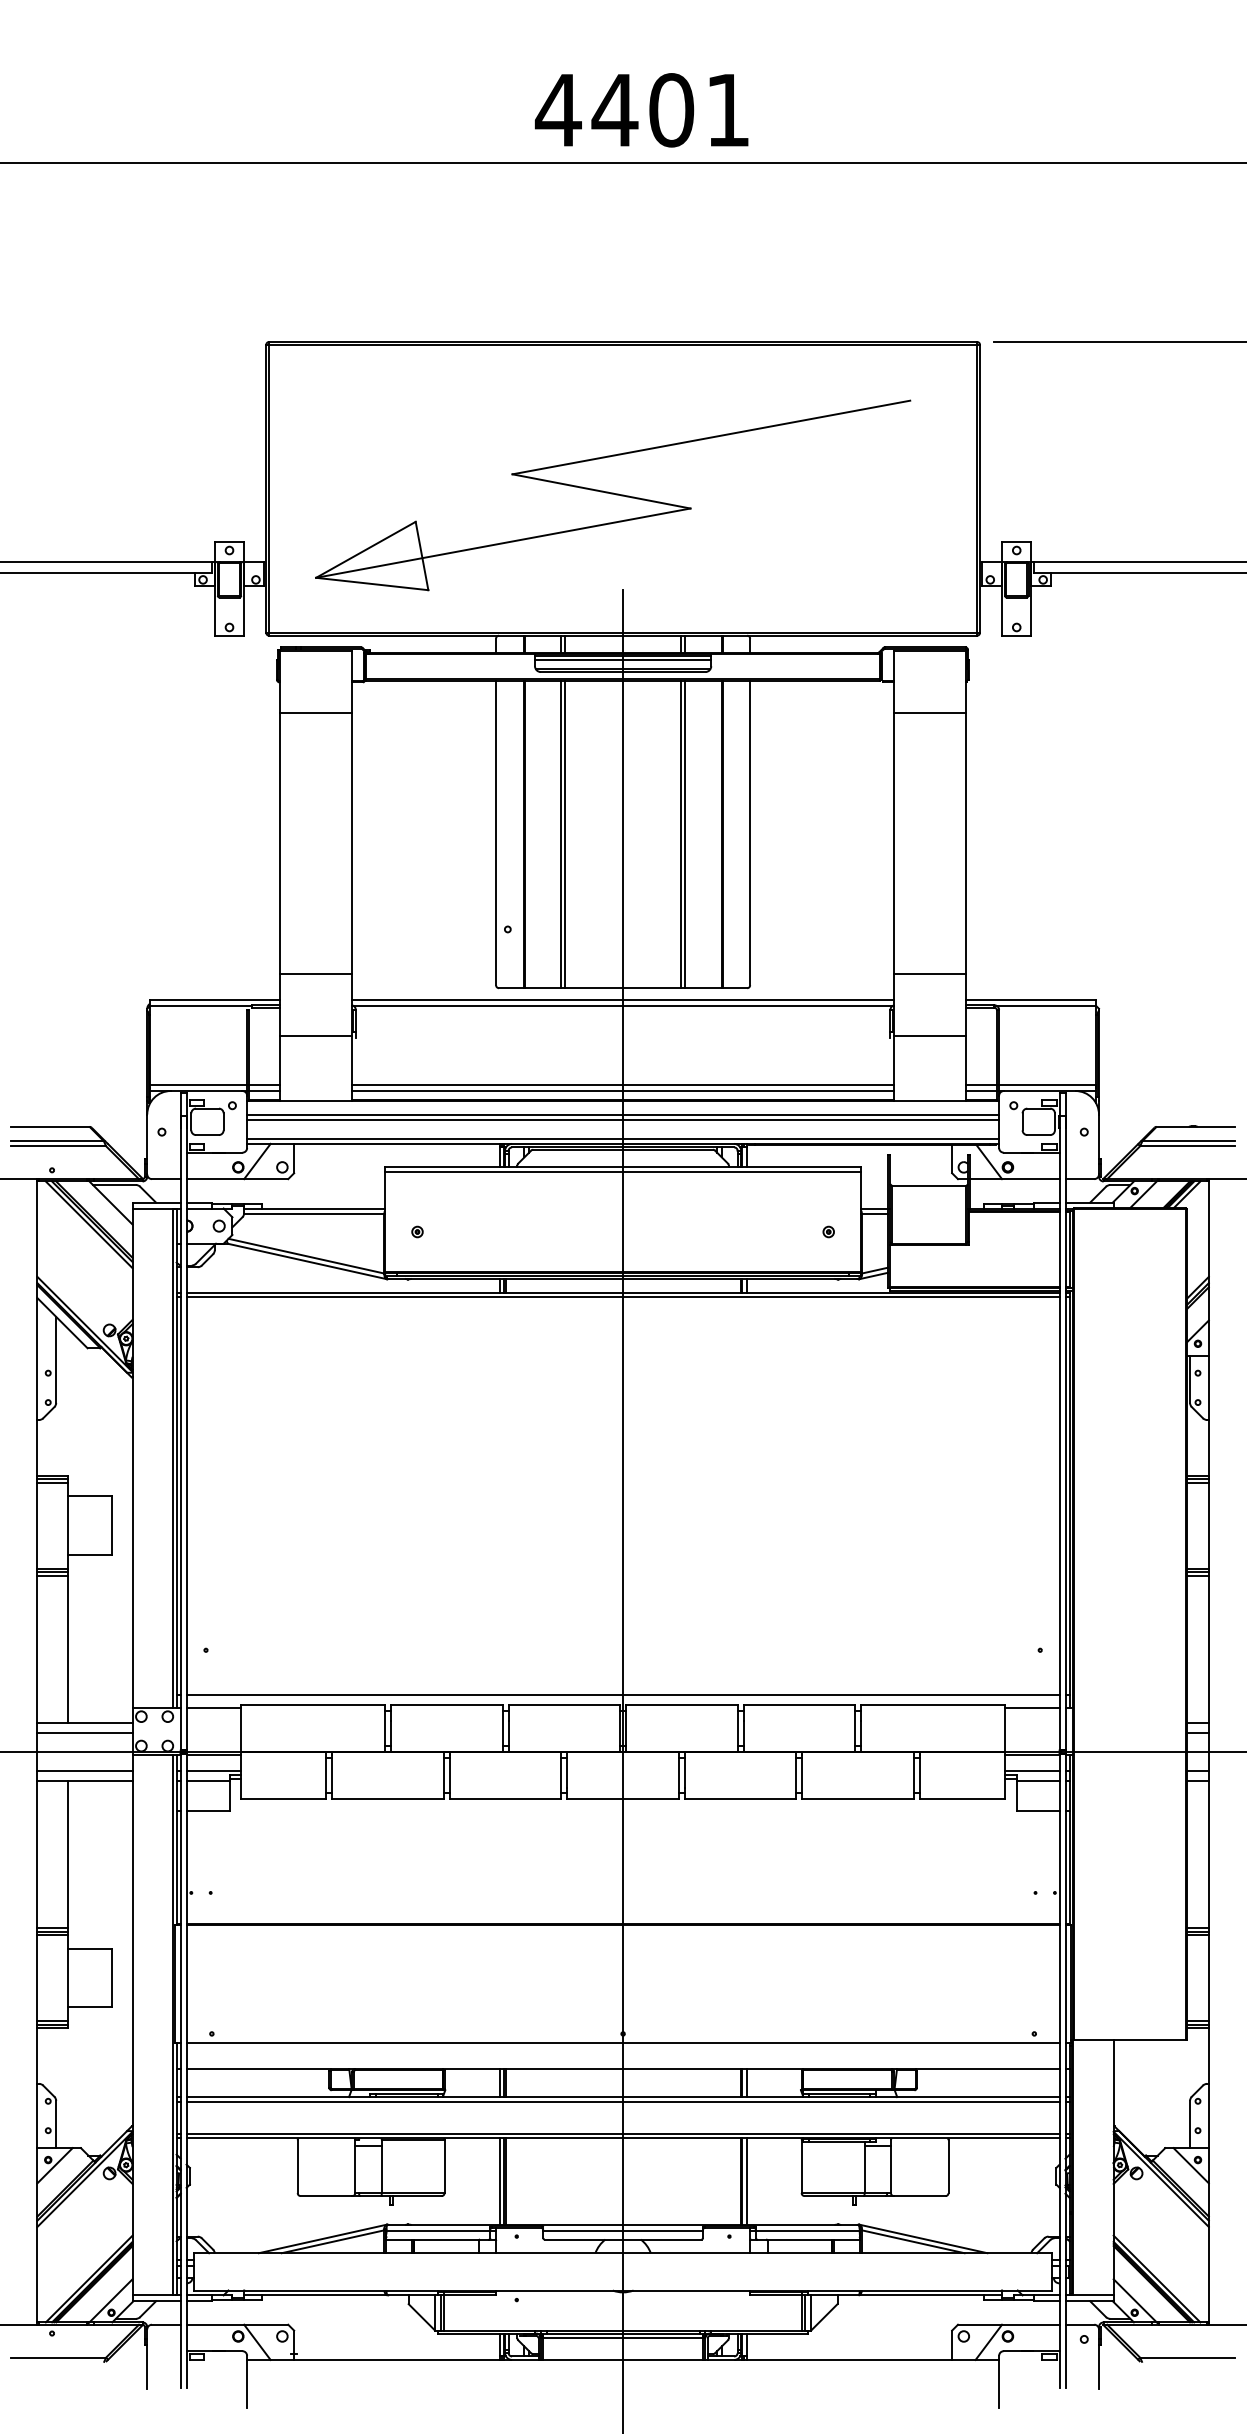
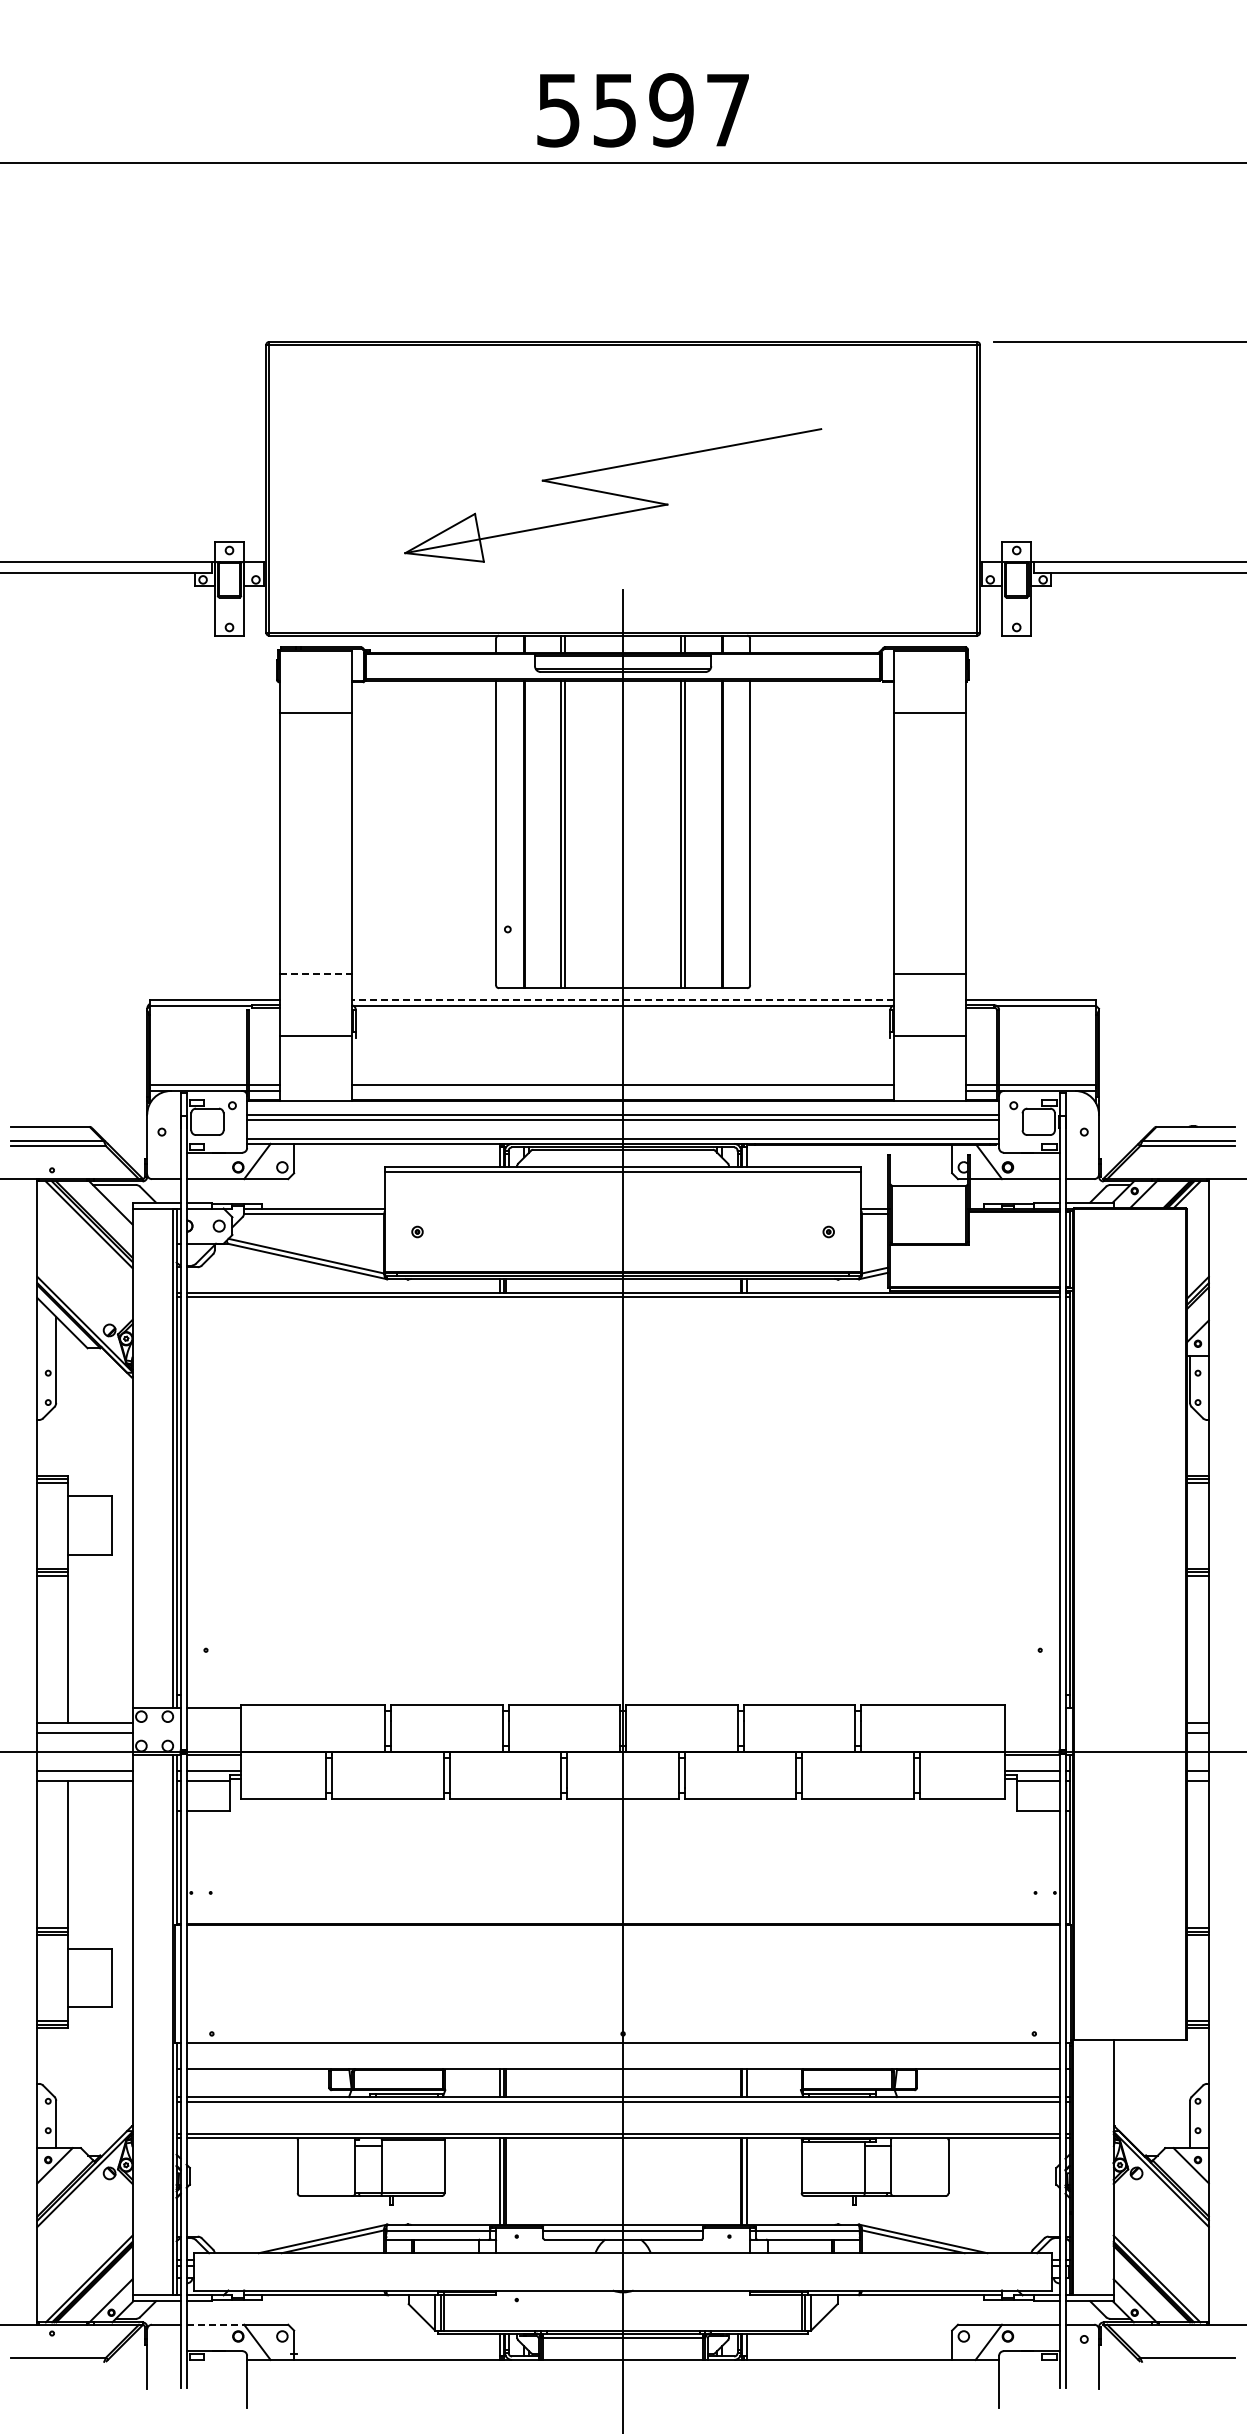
text: 4401 -> 5597 (641, 110)
part size: 597x193 px -> 419x135 px (613, 495)
line: present -> none (623, 660)
line: solid -> dashed (316, 974)
line: solid -> dashed (622, 999)
line: present -> none (623, 1091)
line: present -> none (622, 1694)
line: present -> none (1031, 1707)
line: solid -> dashed (215, 2324)
